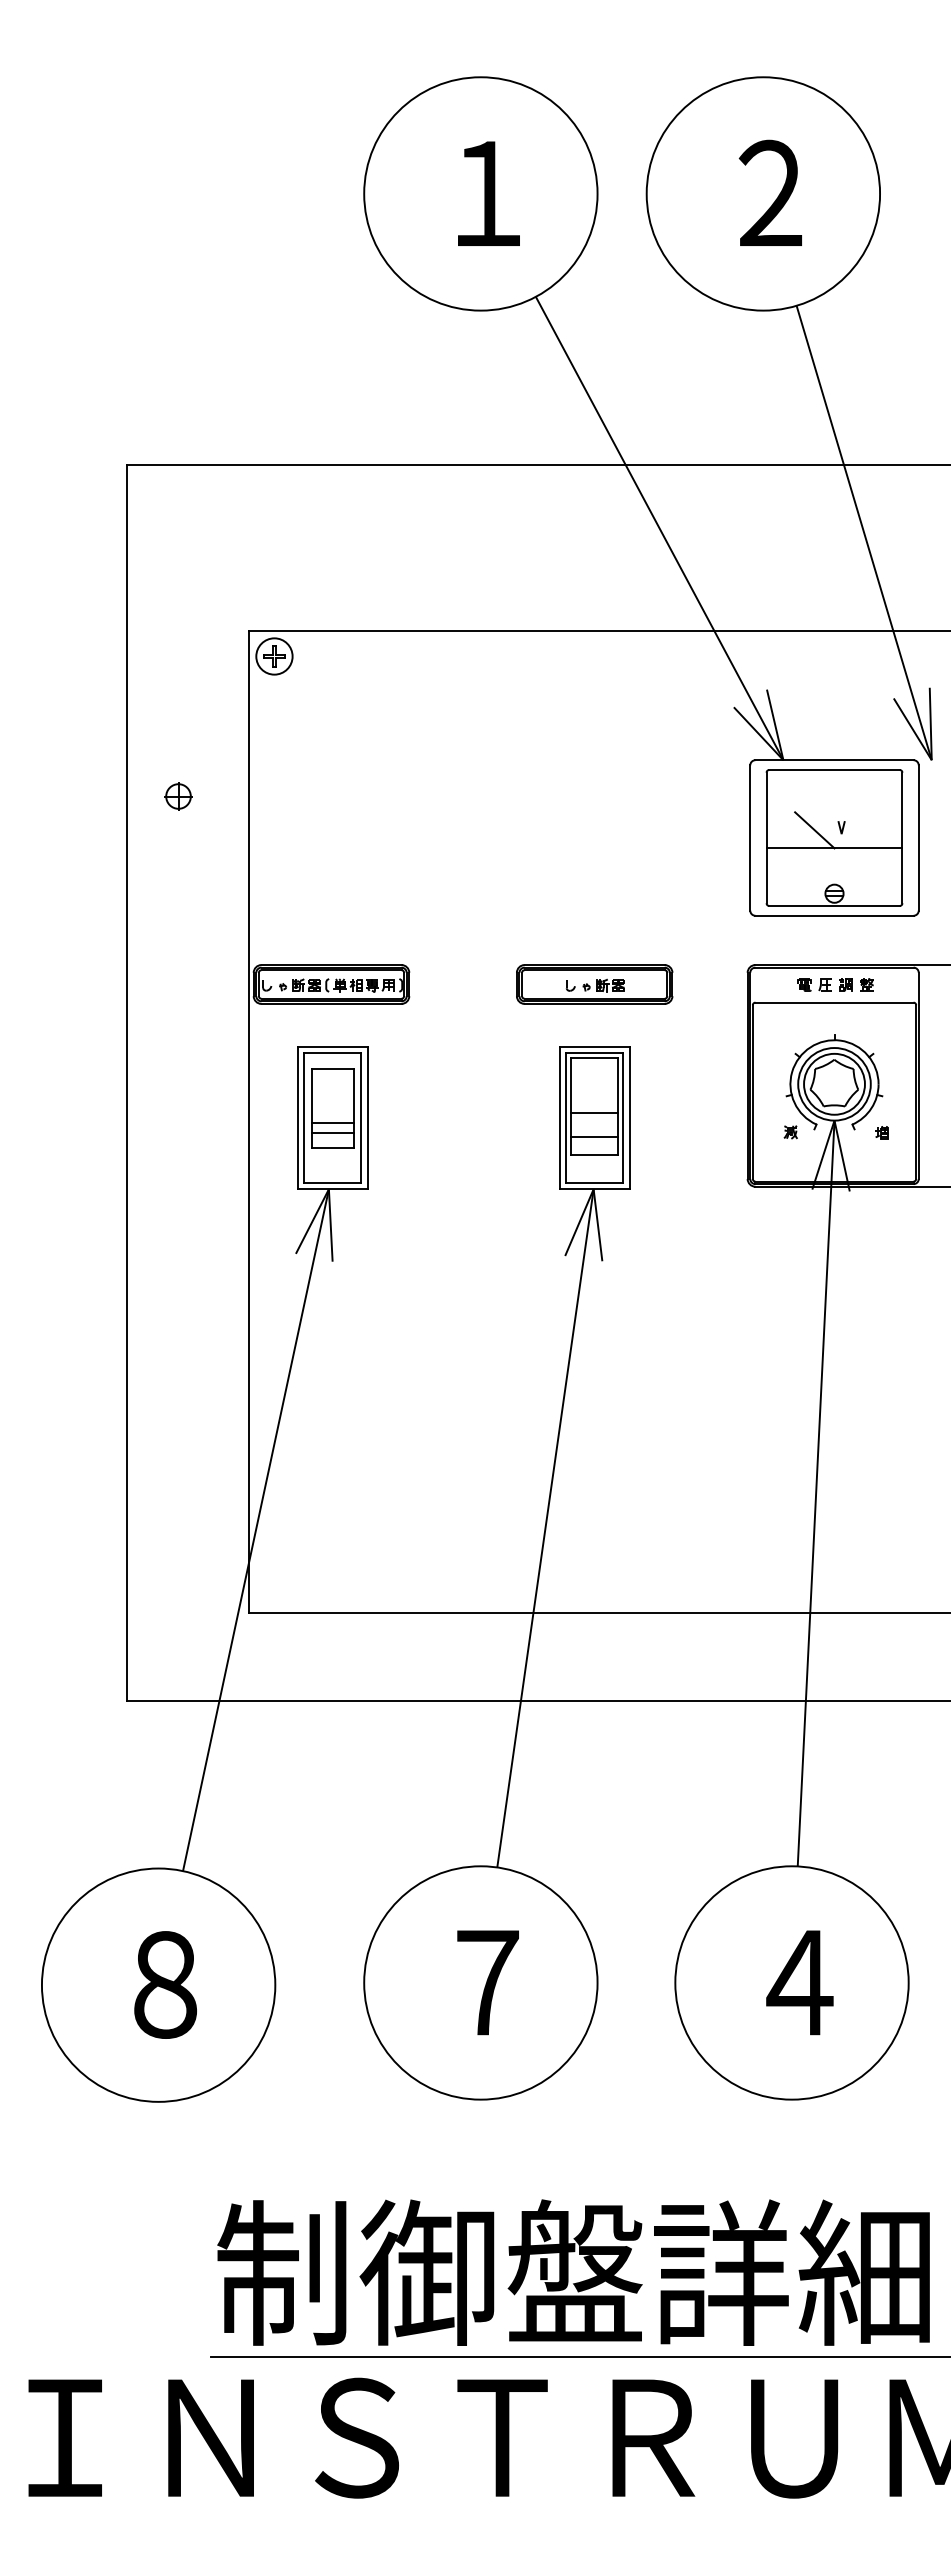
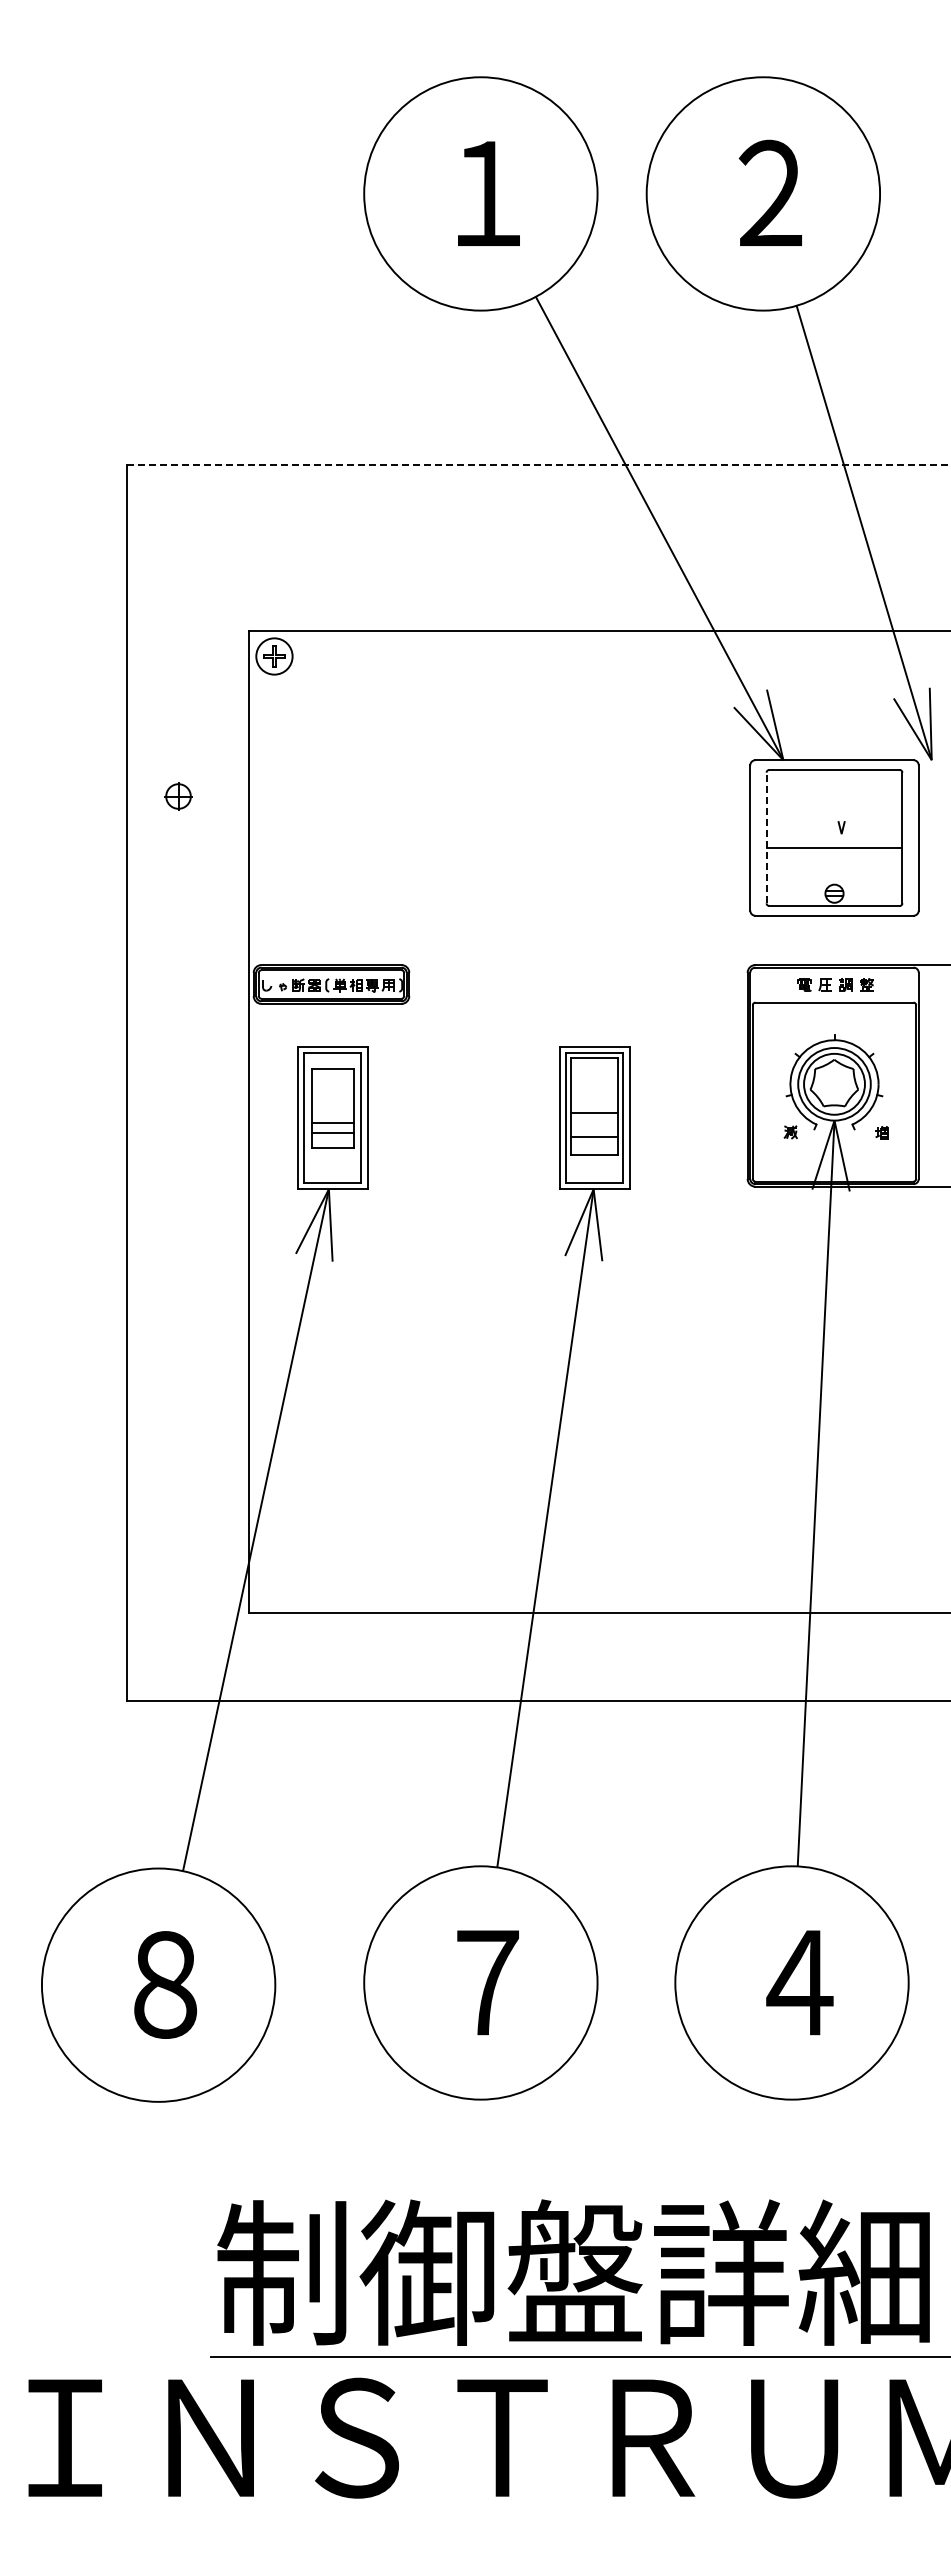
line: solid -> dashed (538, 464)
line: present -> none (814, 830)
line: solid -> dashed (766, 837)
part: present -> none (594, 984)
